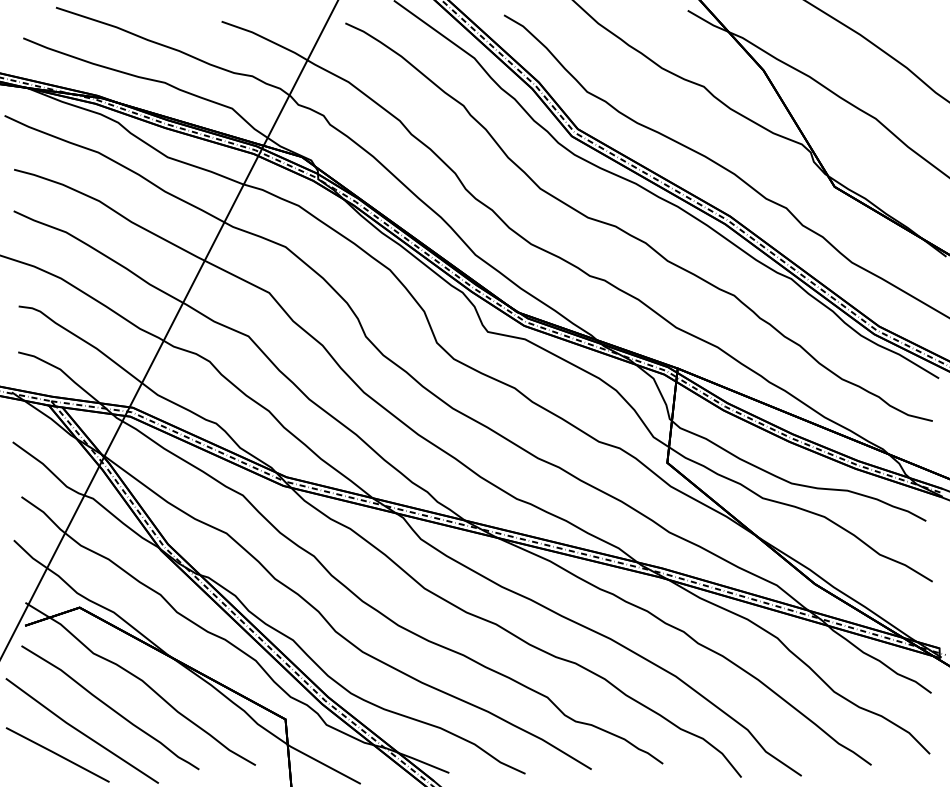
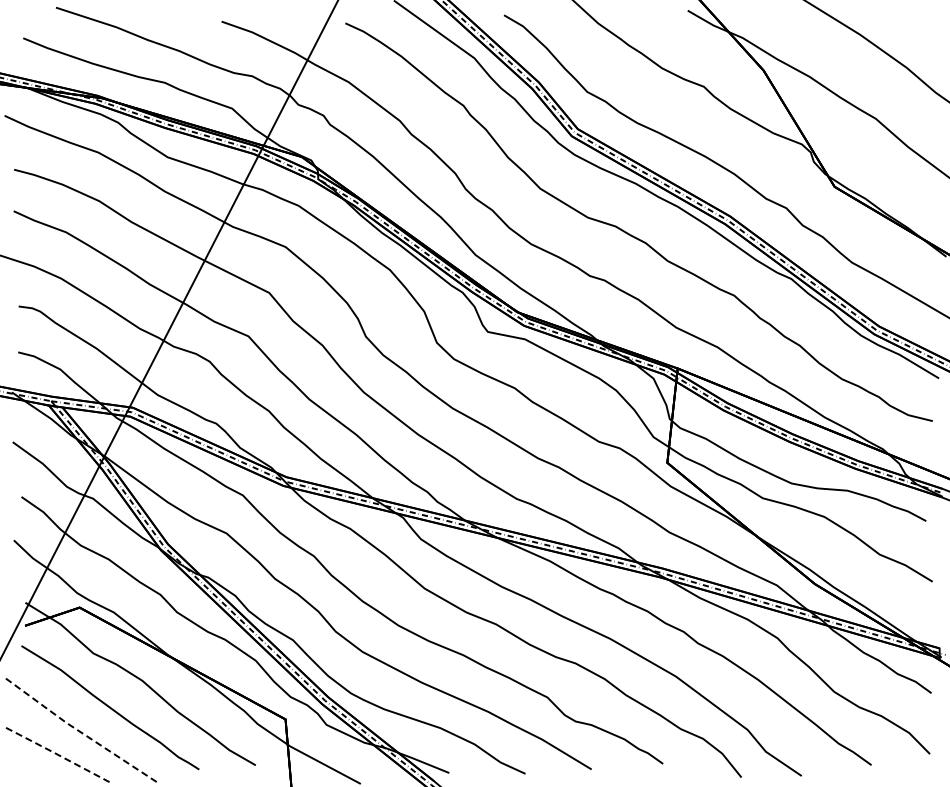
line: solid -> dashed (81, 732)
line: solid -> dashed (58, 754)
